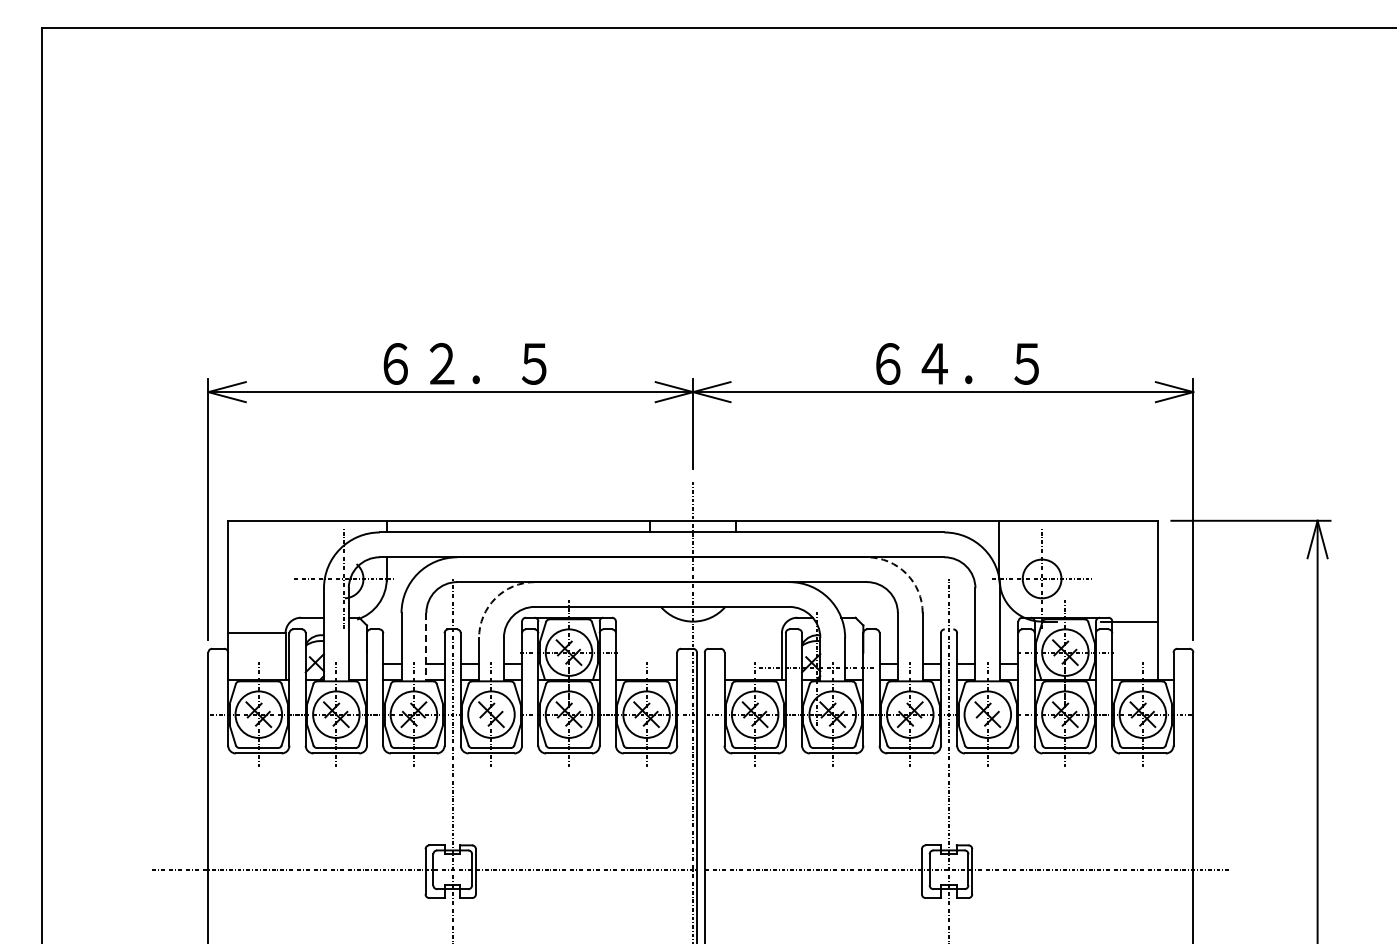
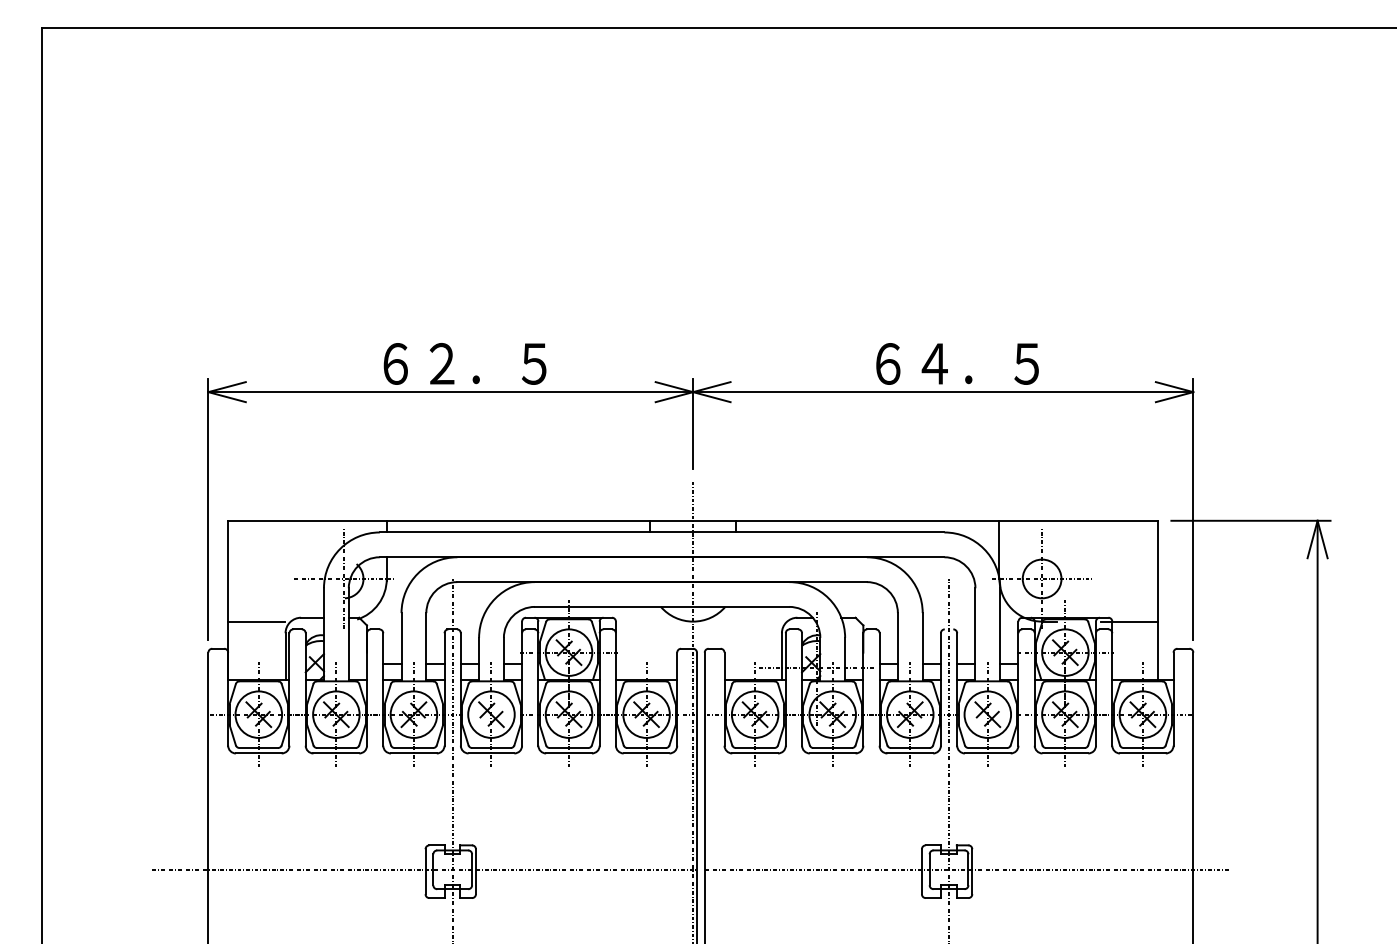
arc: dashed -> solid (906, 573)
arc: dashed -> solid (495, 598)
line position: (256, 632) -> (256, 621) (256, 621)
line: dashed -> solid (426, 646)
